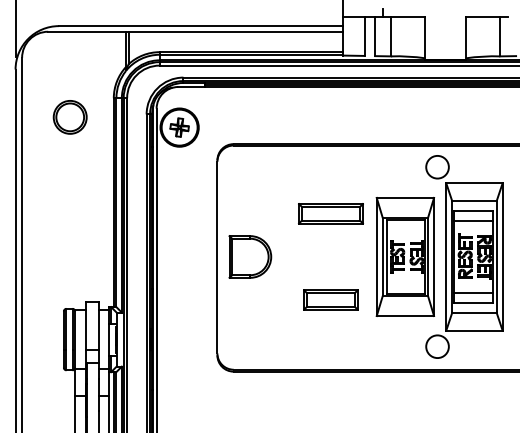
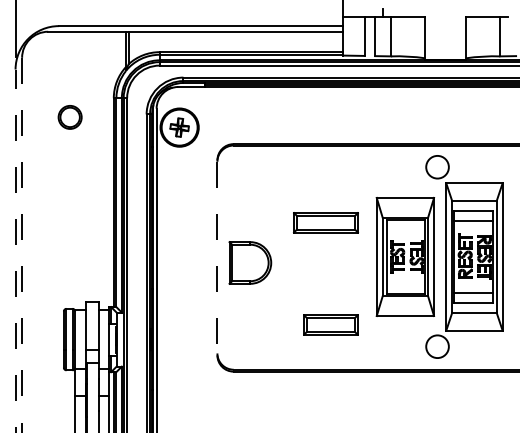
part size: 36x35 px -> 26x25 px (69, 117)
part position: (330, 213) -> (325, 222) (325, 222)
line: solid -> dashed (22, 245)
line: solid -> dashed (15, 251)
part position: (250, 256) -> (250, 262) (250, 262)
line: solid -> dashed (217, 257)
part position: (330, 299) -> (330, 324) (330, 324)
